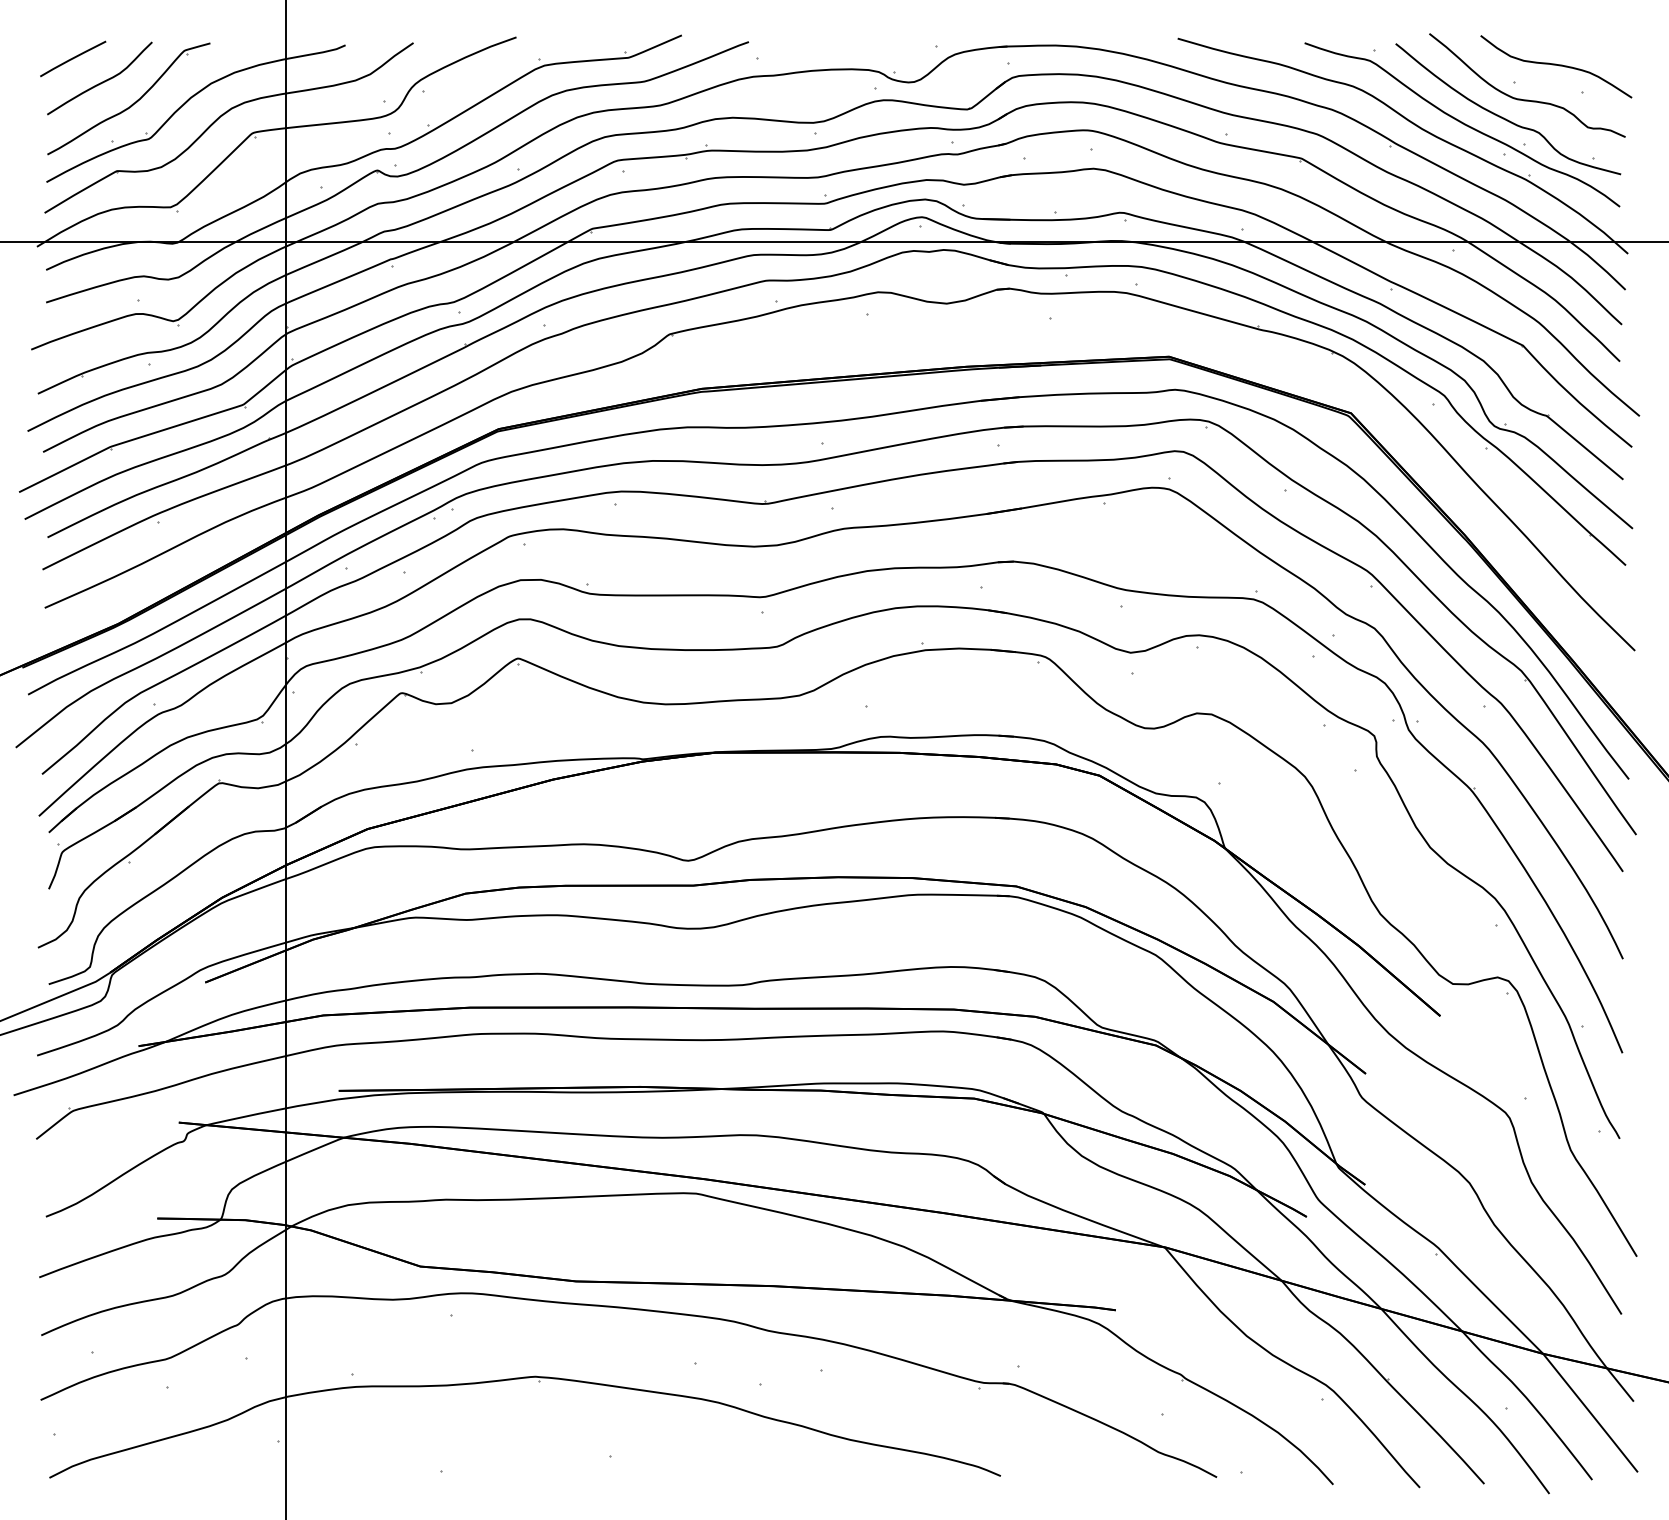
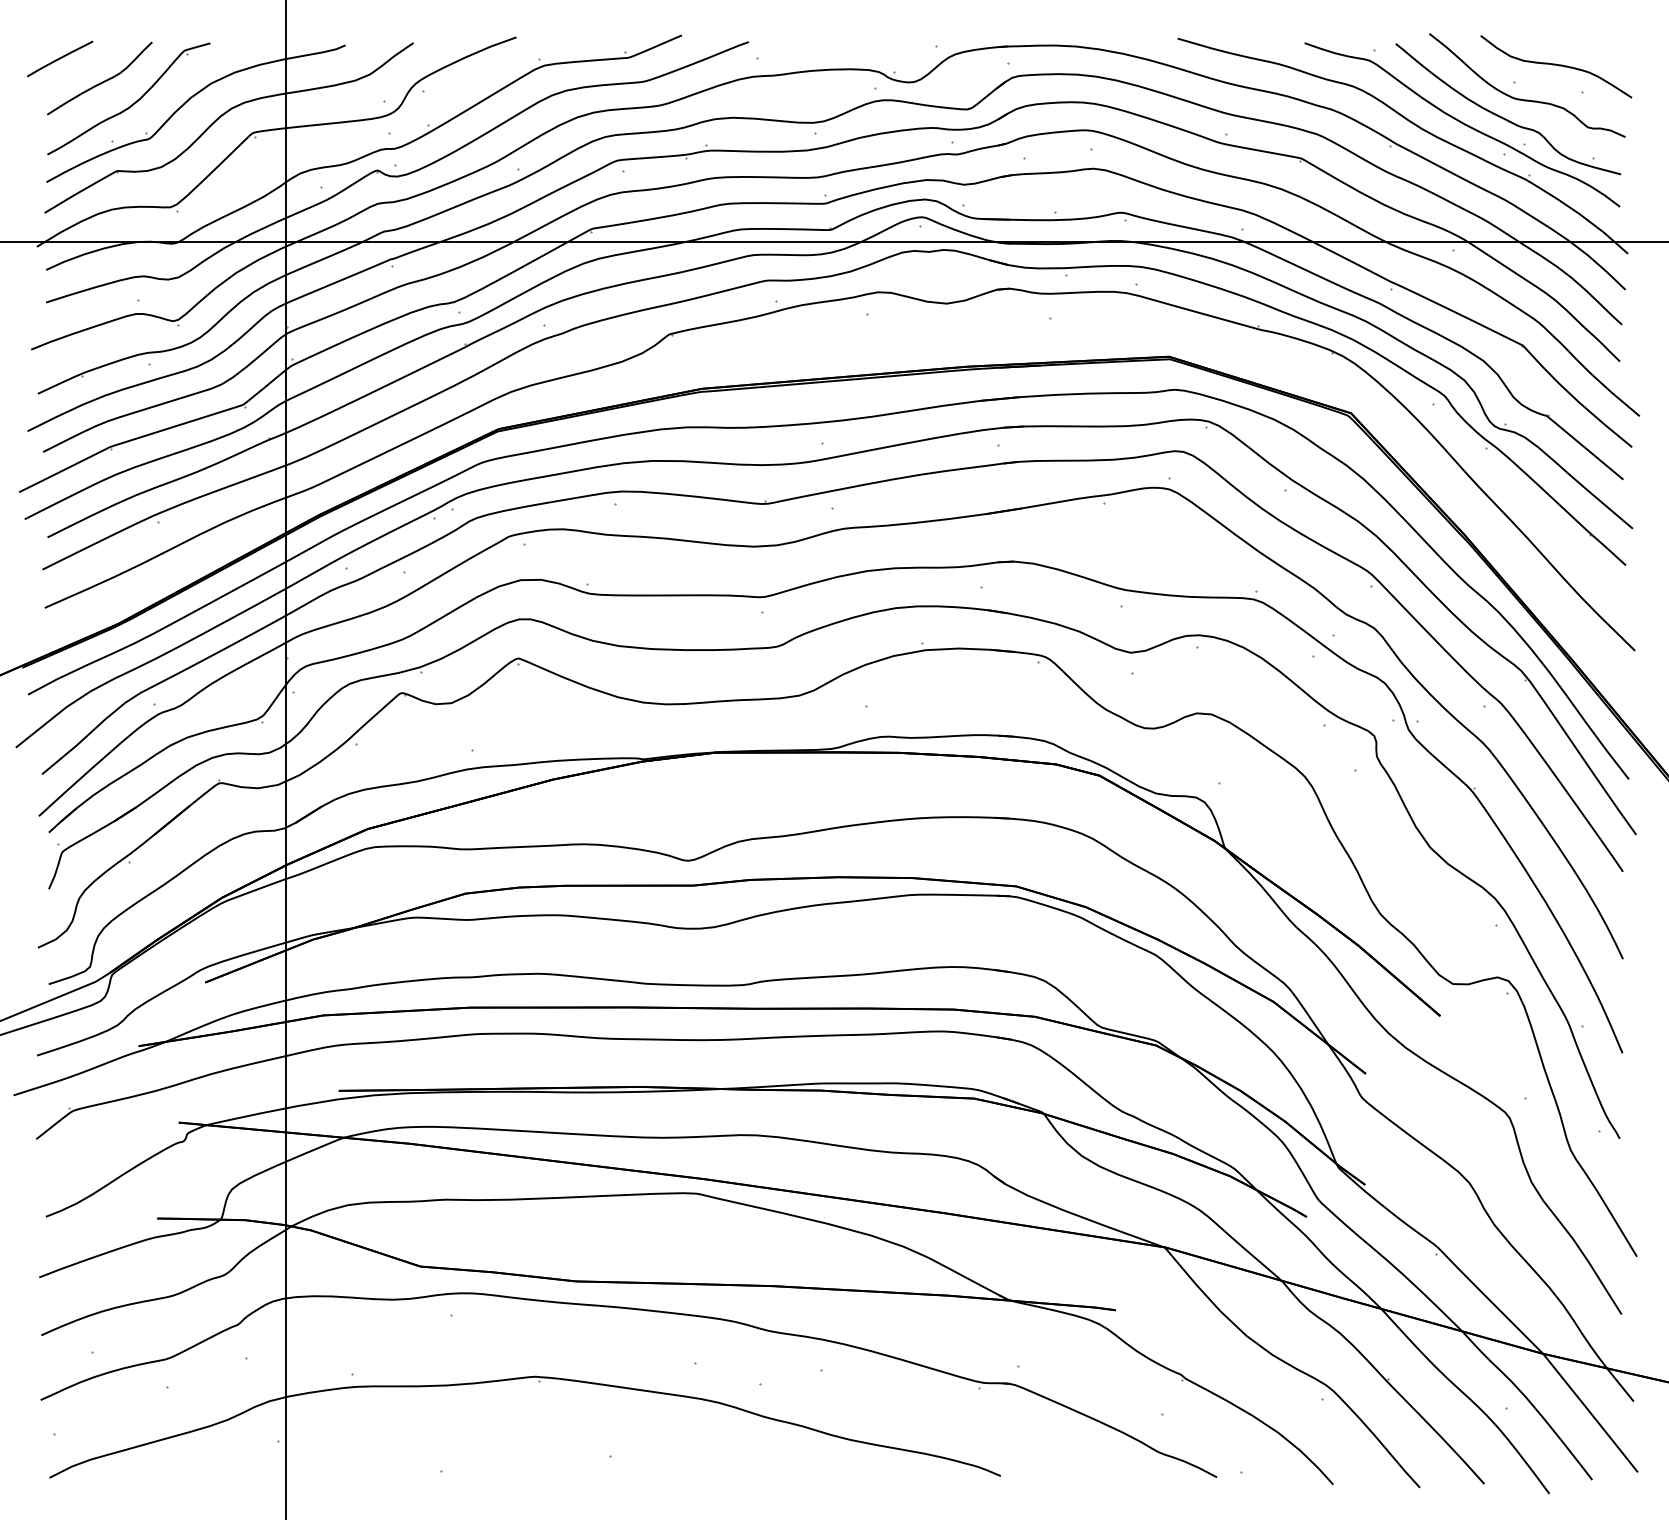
line position: (73, 58) -> (60, 58) (60, 58)
